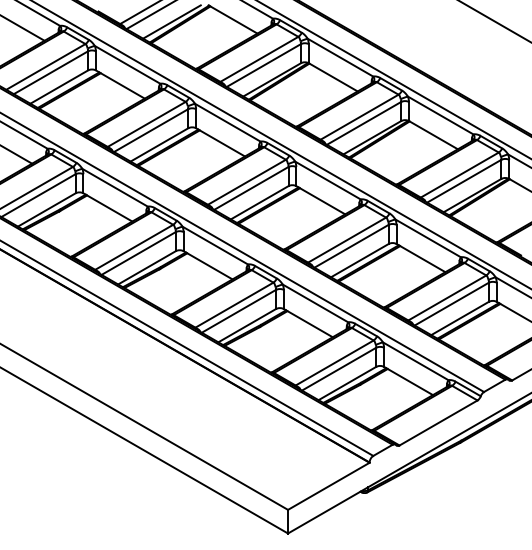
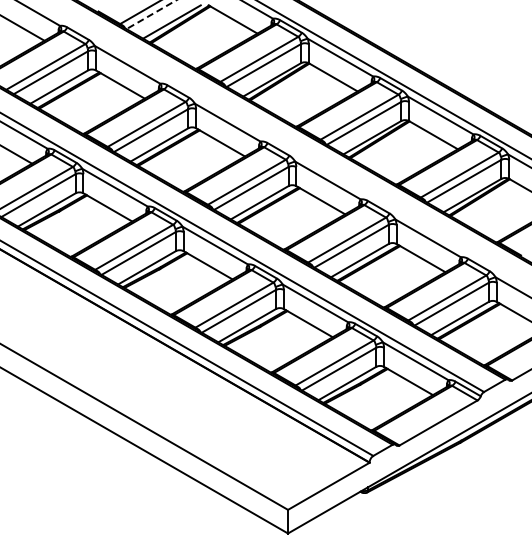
line: solid -> dashed (151, 14)
line: present -> none (494, 21)
line: present -> none (281, 144)
